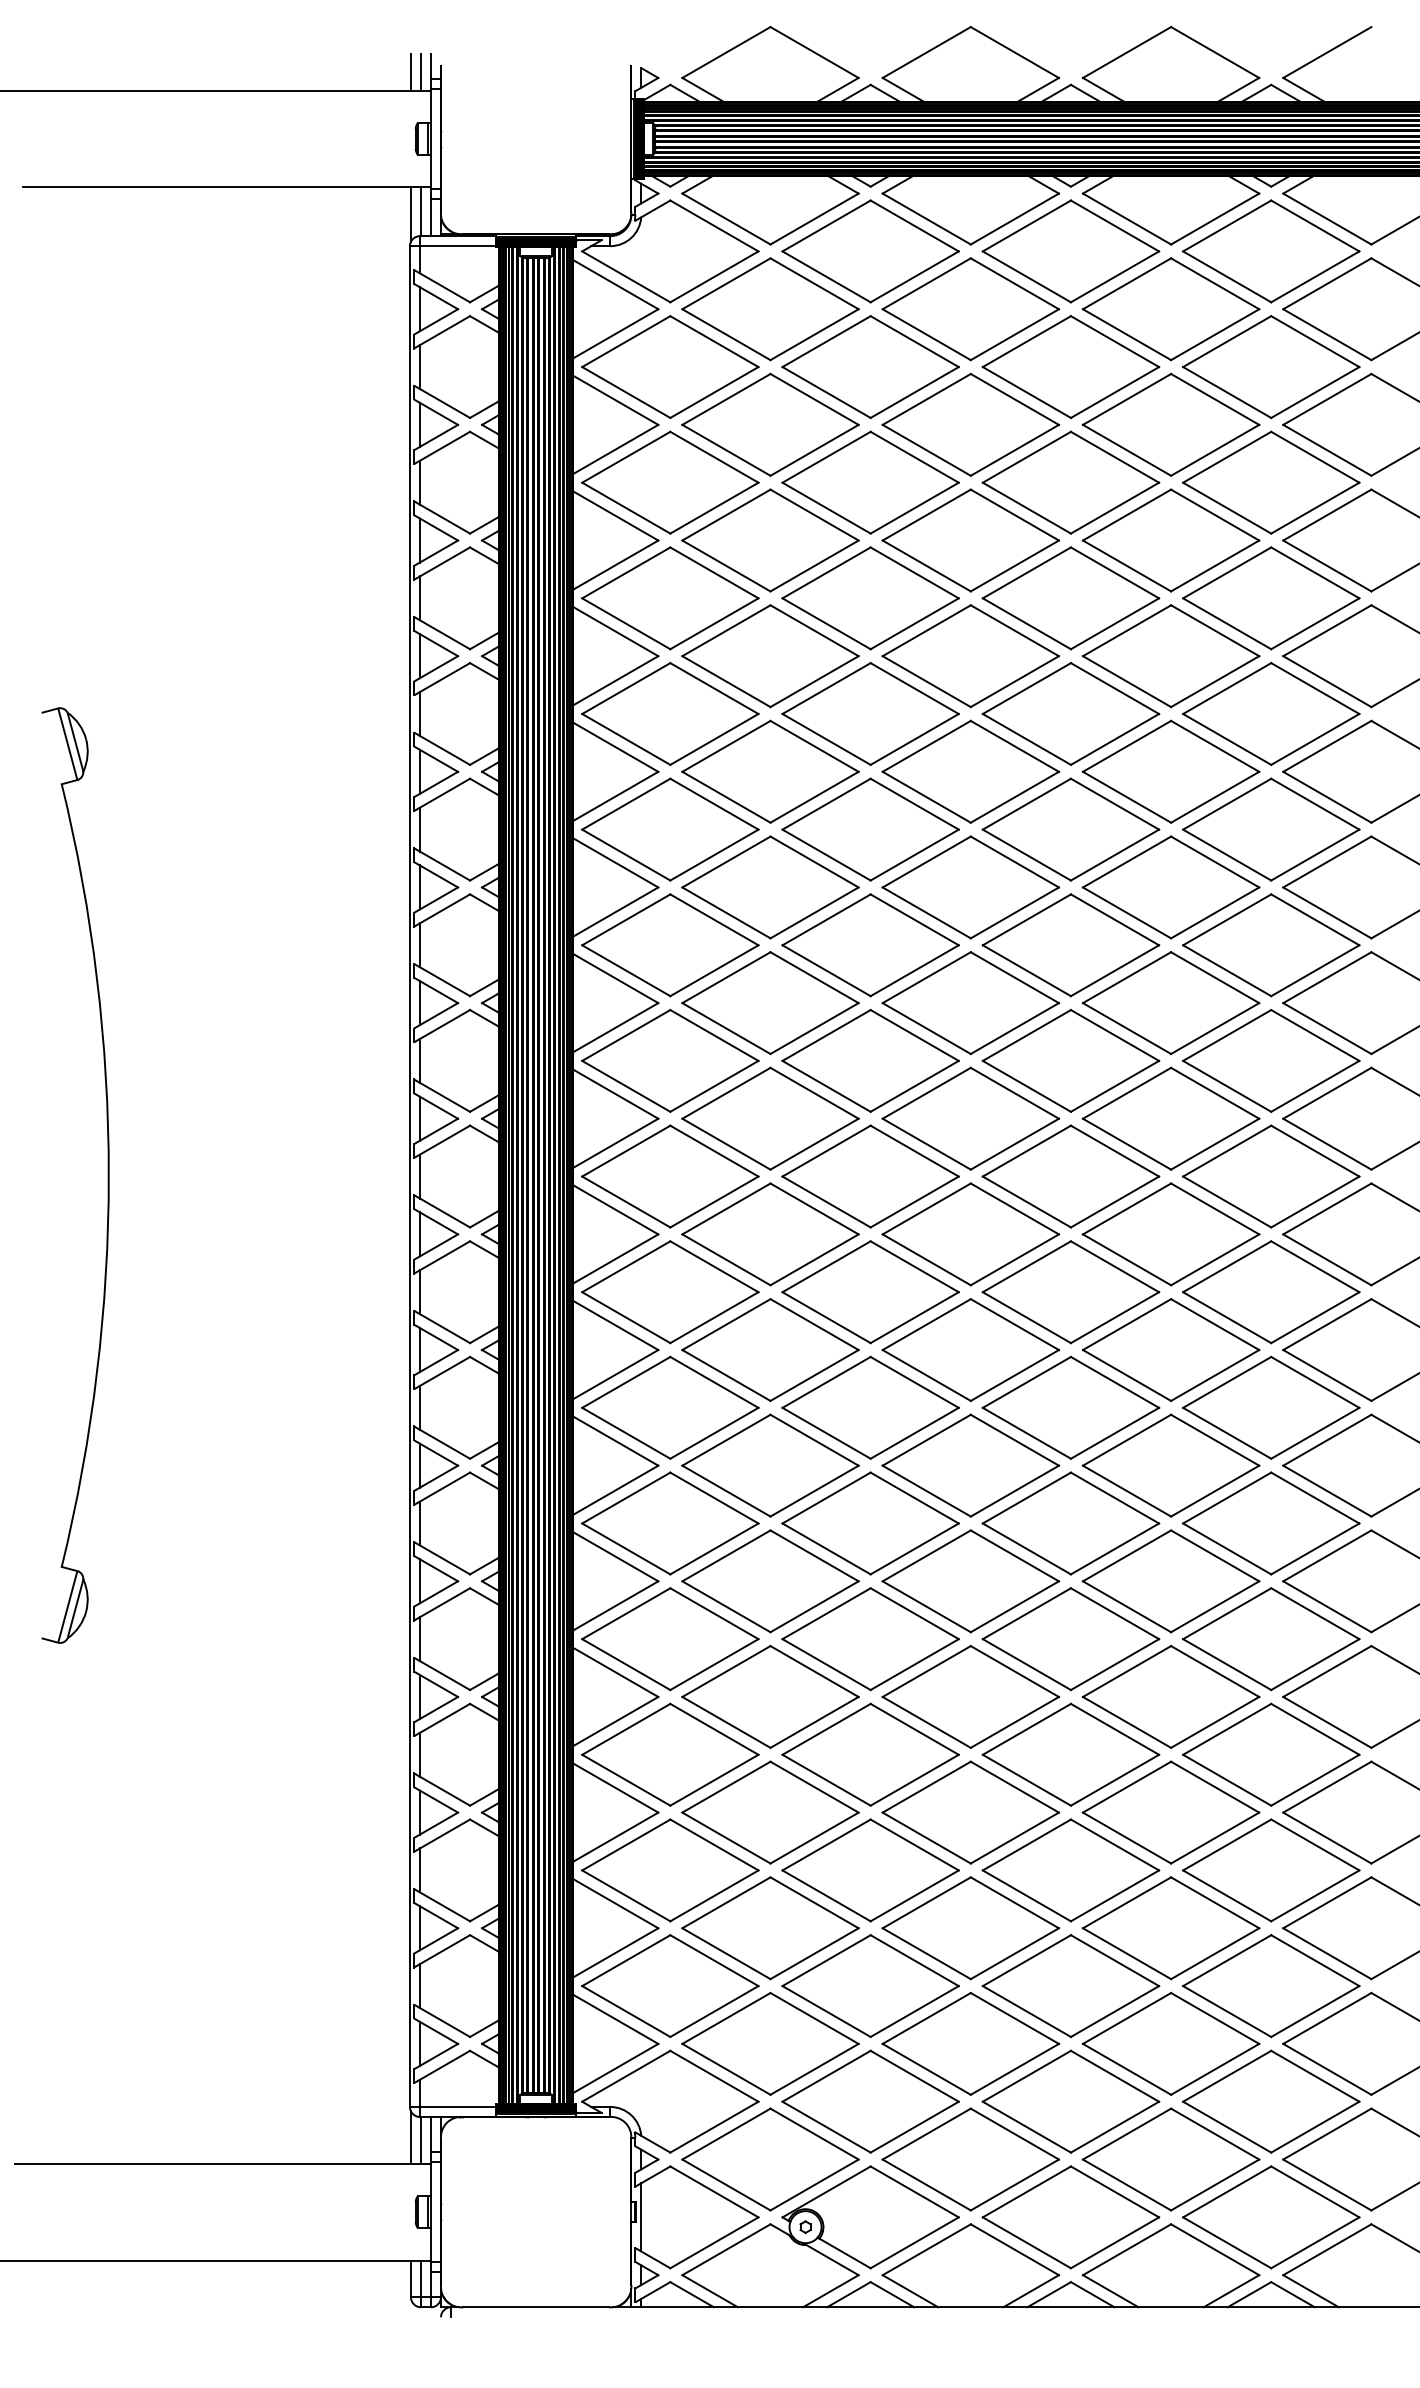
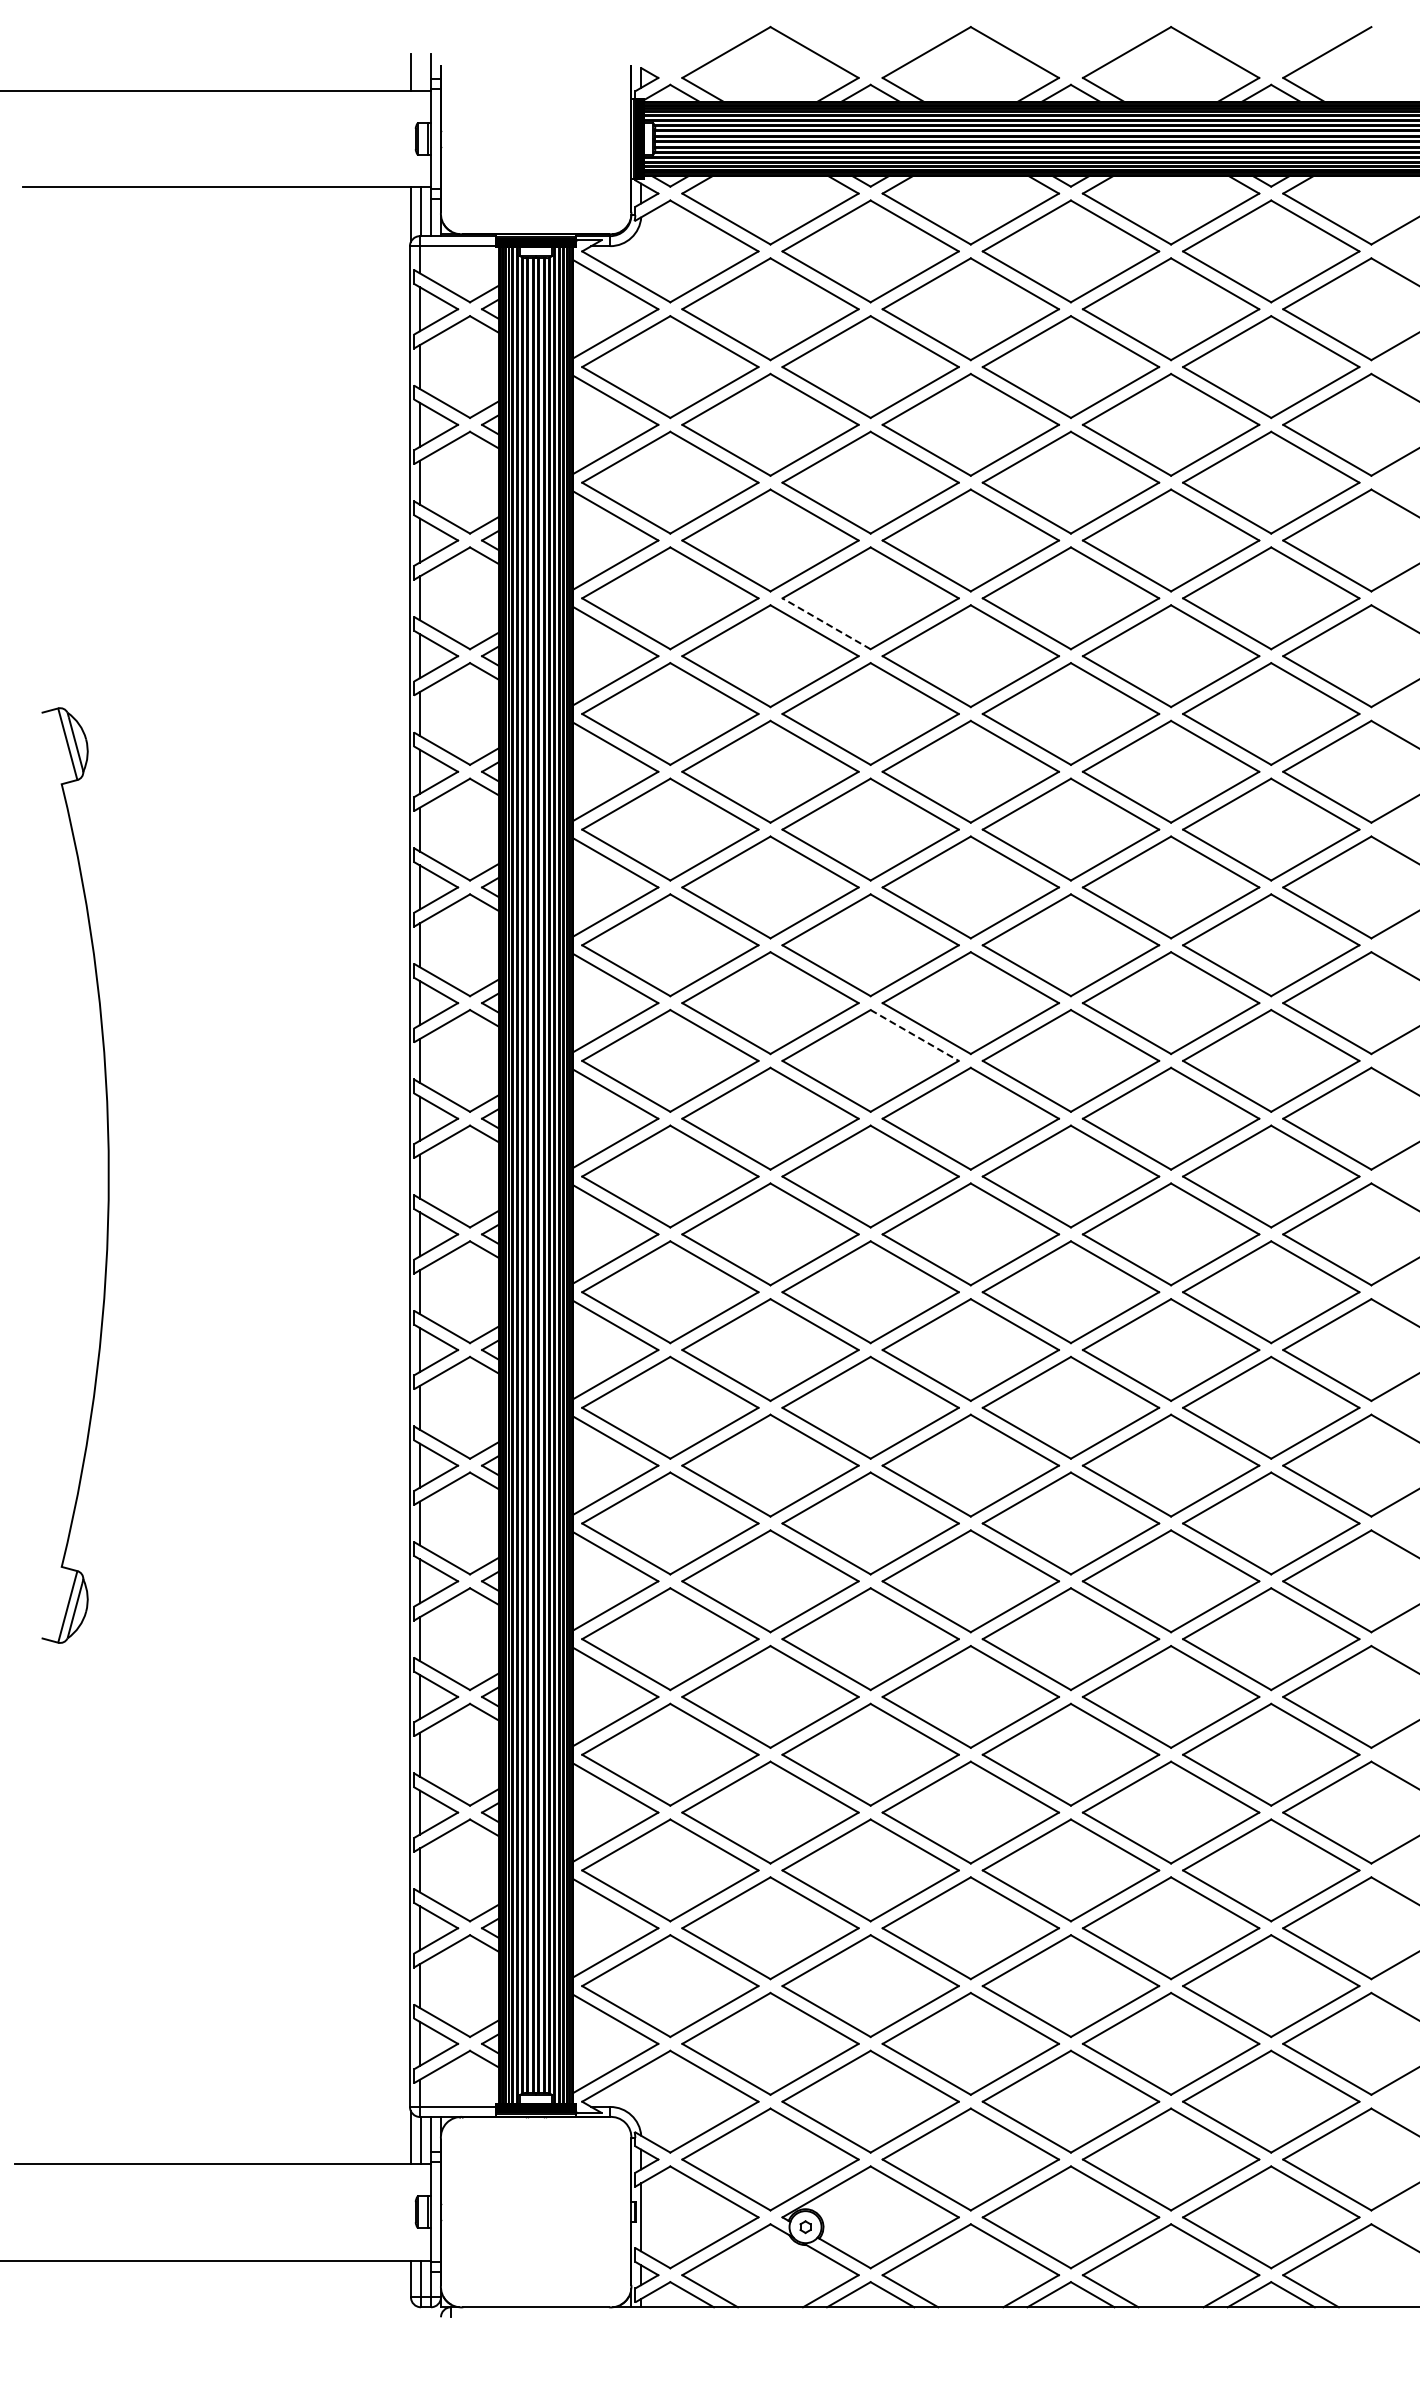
line: present -> none (420, 71)
line: solid -> dashed (826, 623)
line: solid -> dashed (914, 1035)
